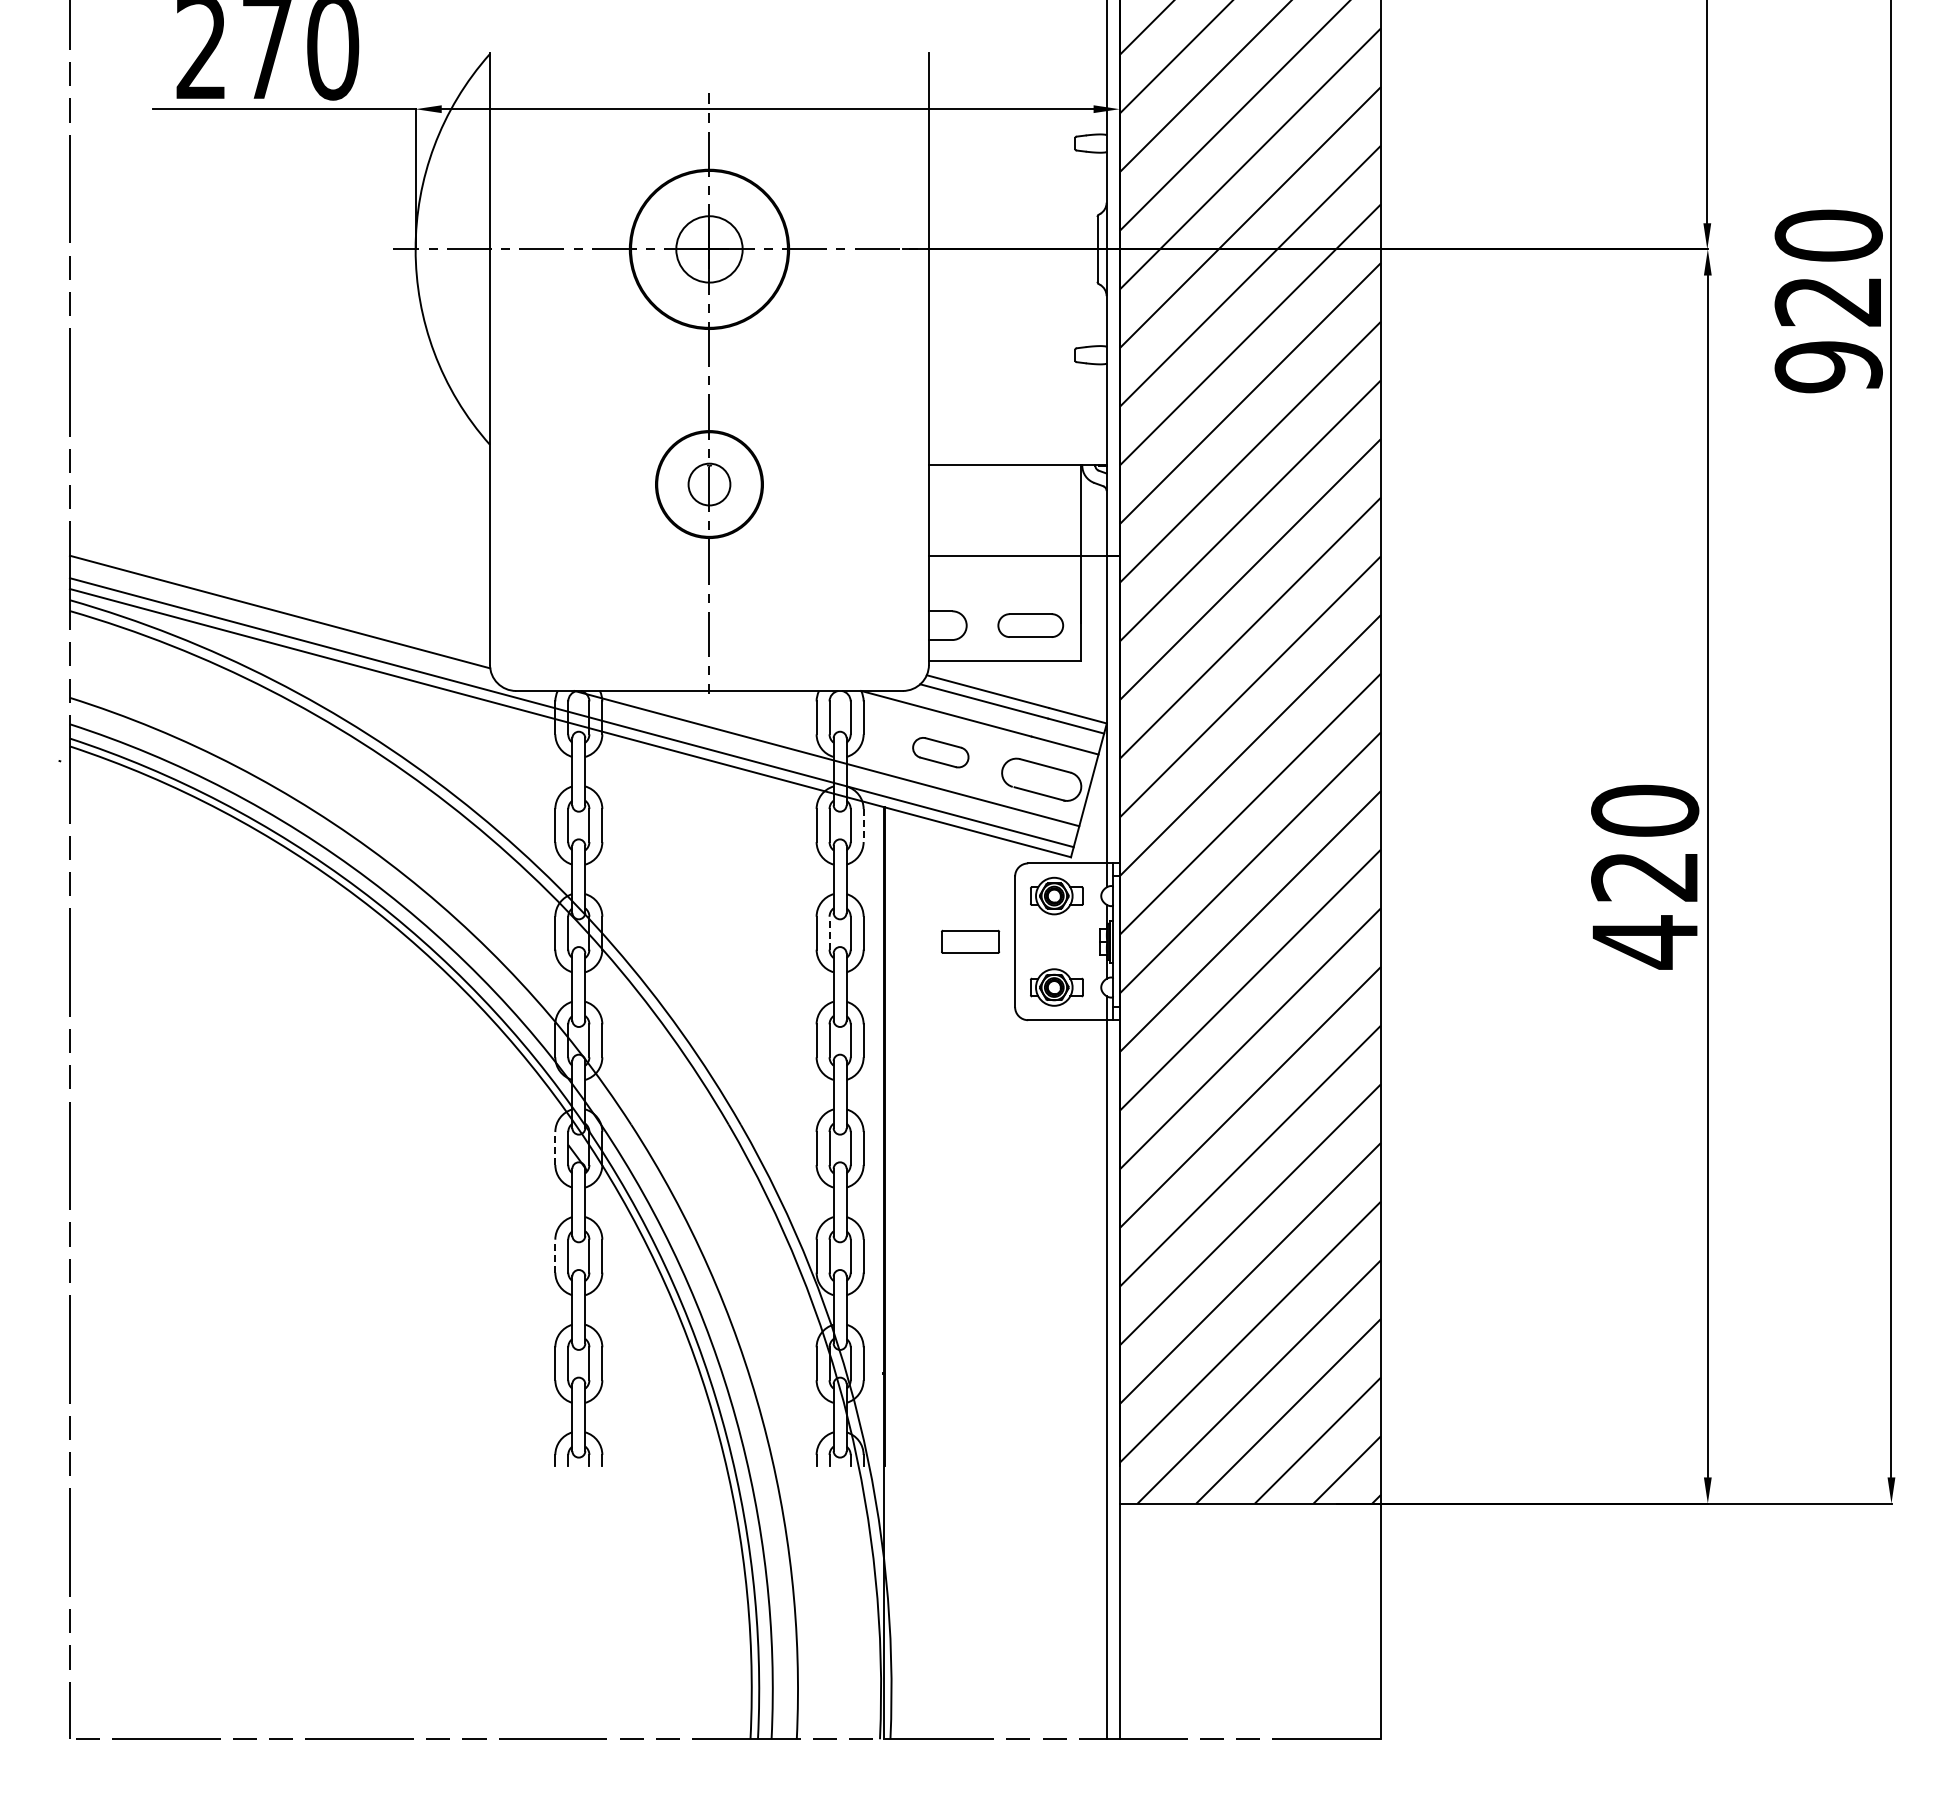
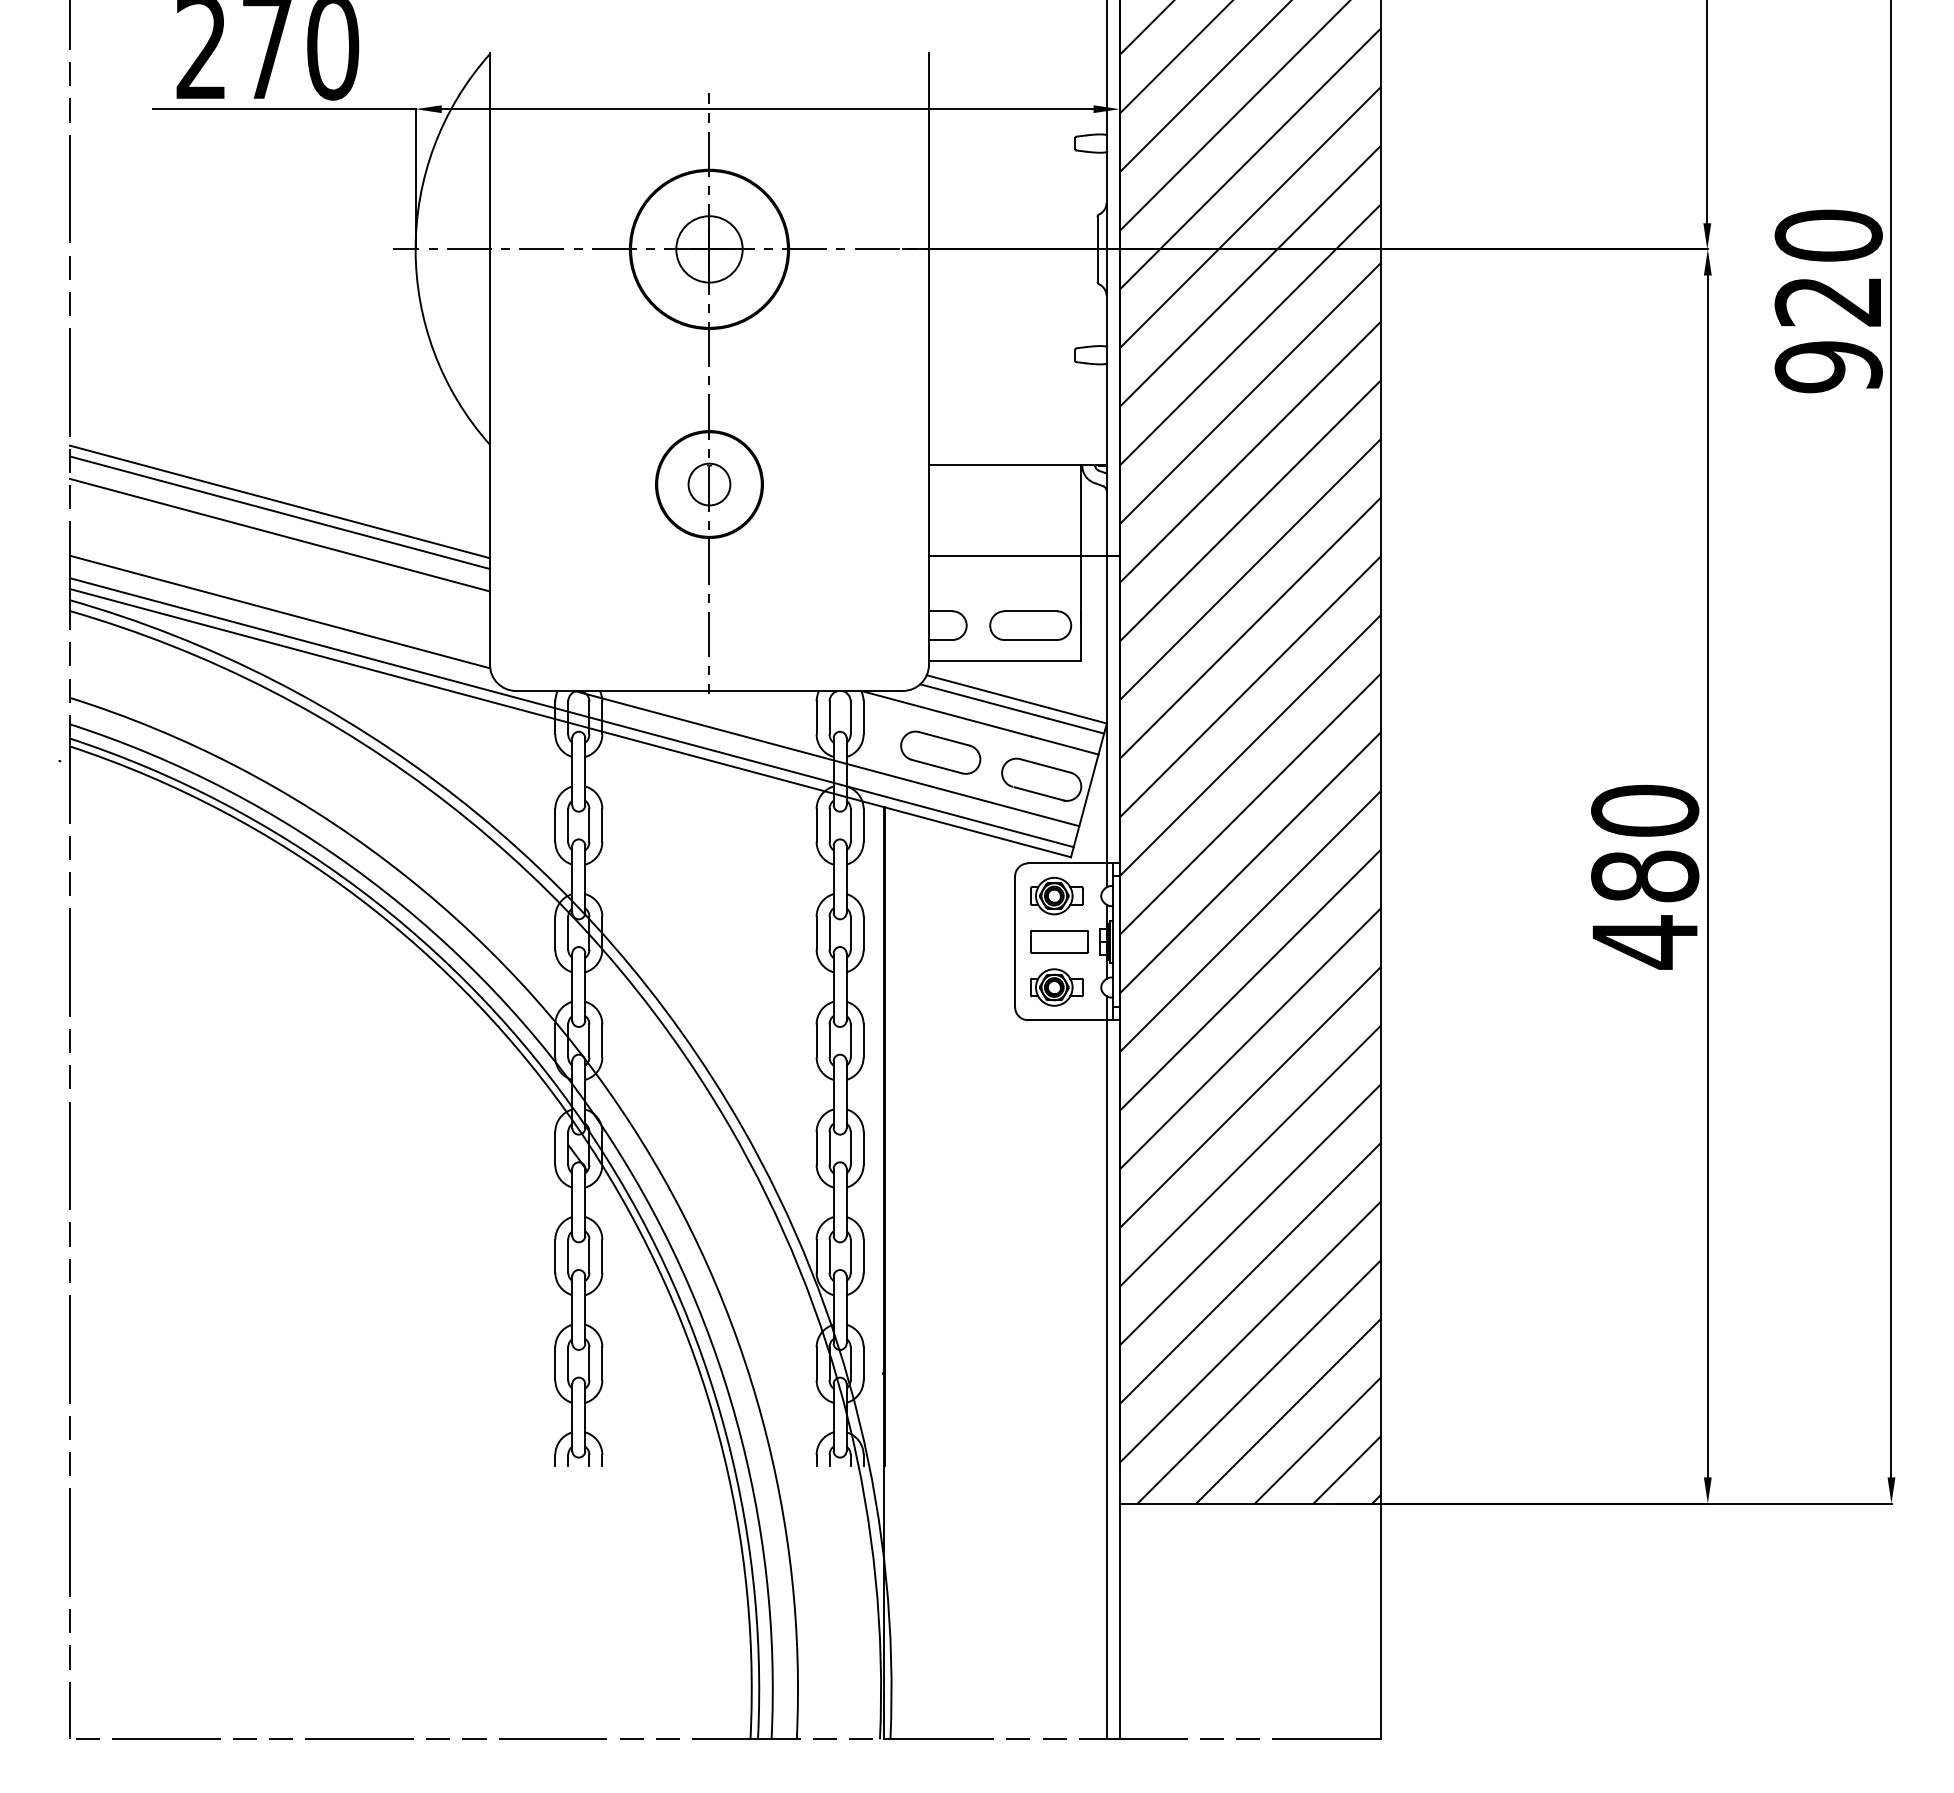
line: none -> present (279, 501)
line: none -> present (279, 512)
line: none -> present (279, 534)
part size: 68x25 px -> 84x31 px (1030, 625)
part size: 58x32 px -> 82x45 px (940, 752)
line: dashed -> solid (863, 826)
text: 420 -> 480 (1645, 876)
line: dashed -> solid (829, 932)
part position: (970, 941) -> (1059, 941) (1059, 941)
line: dashed -> solid (555, 1148)
line: dashed -> solid (555, 1255)
